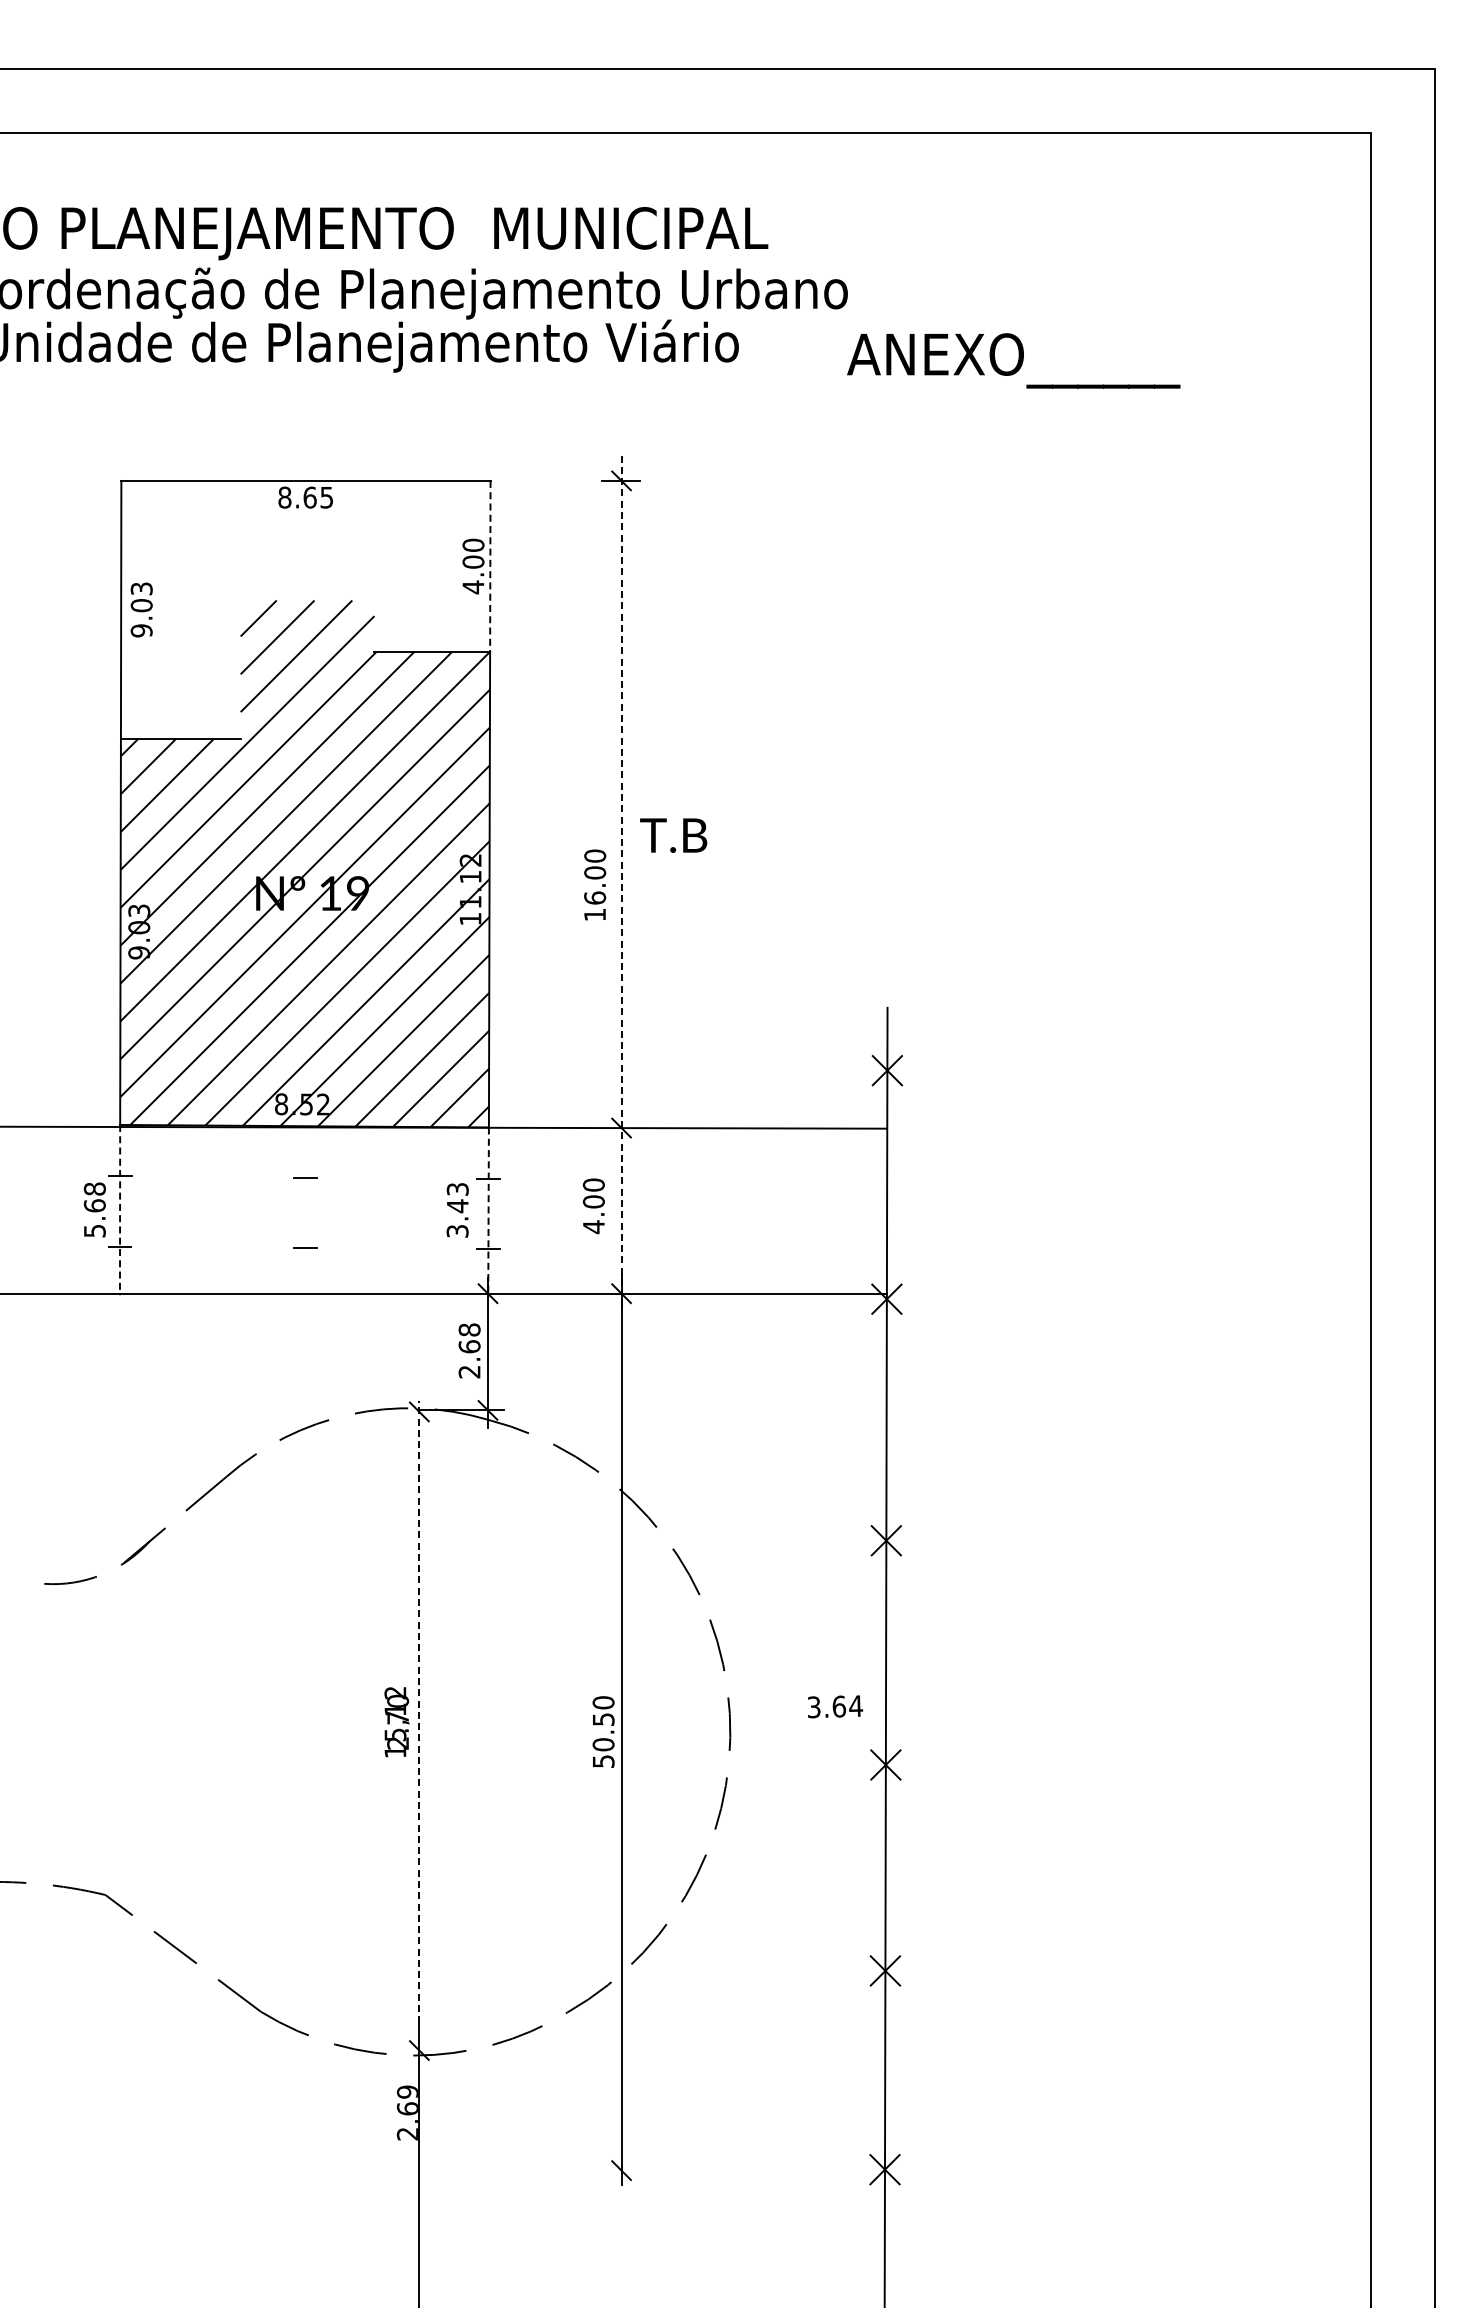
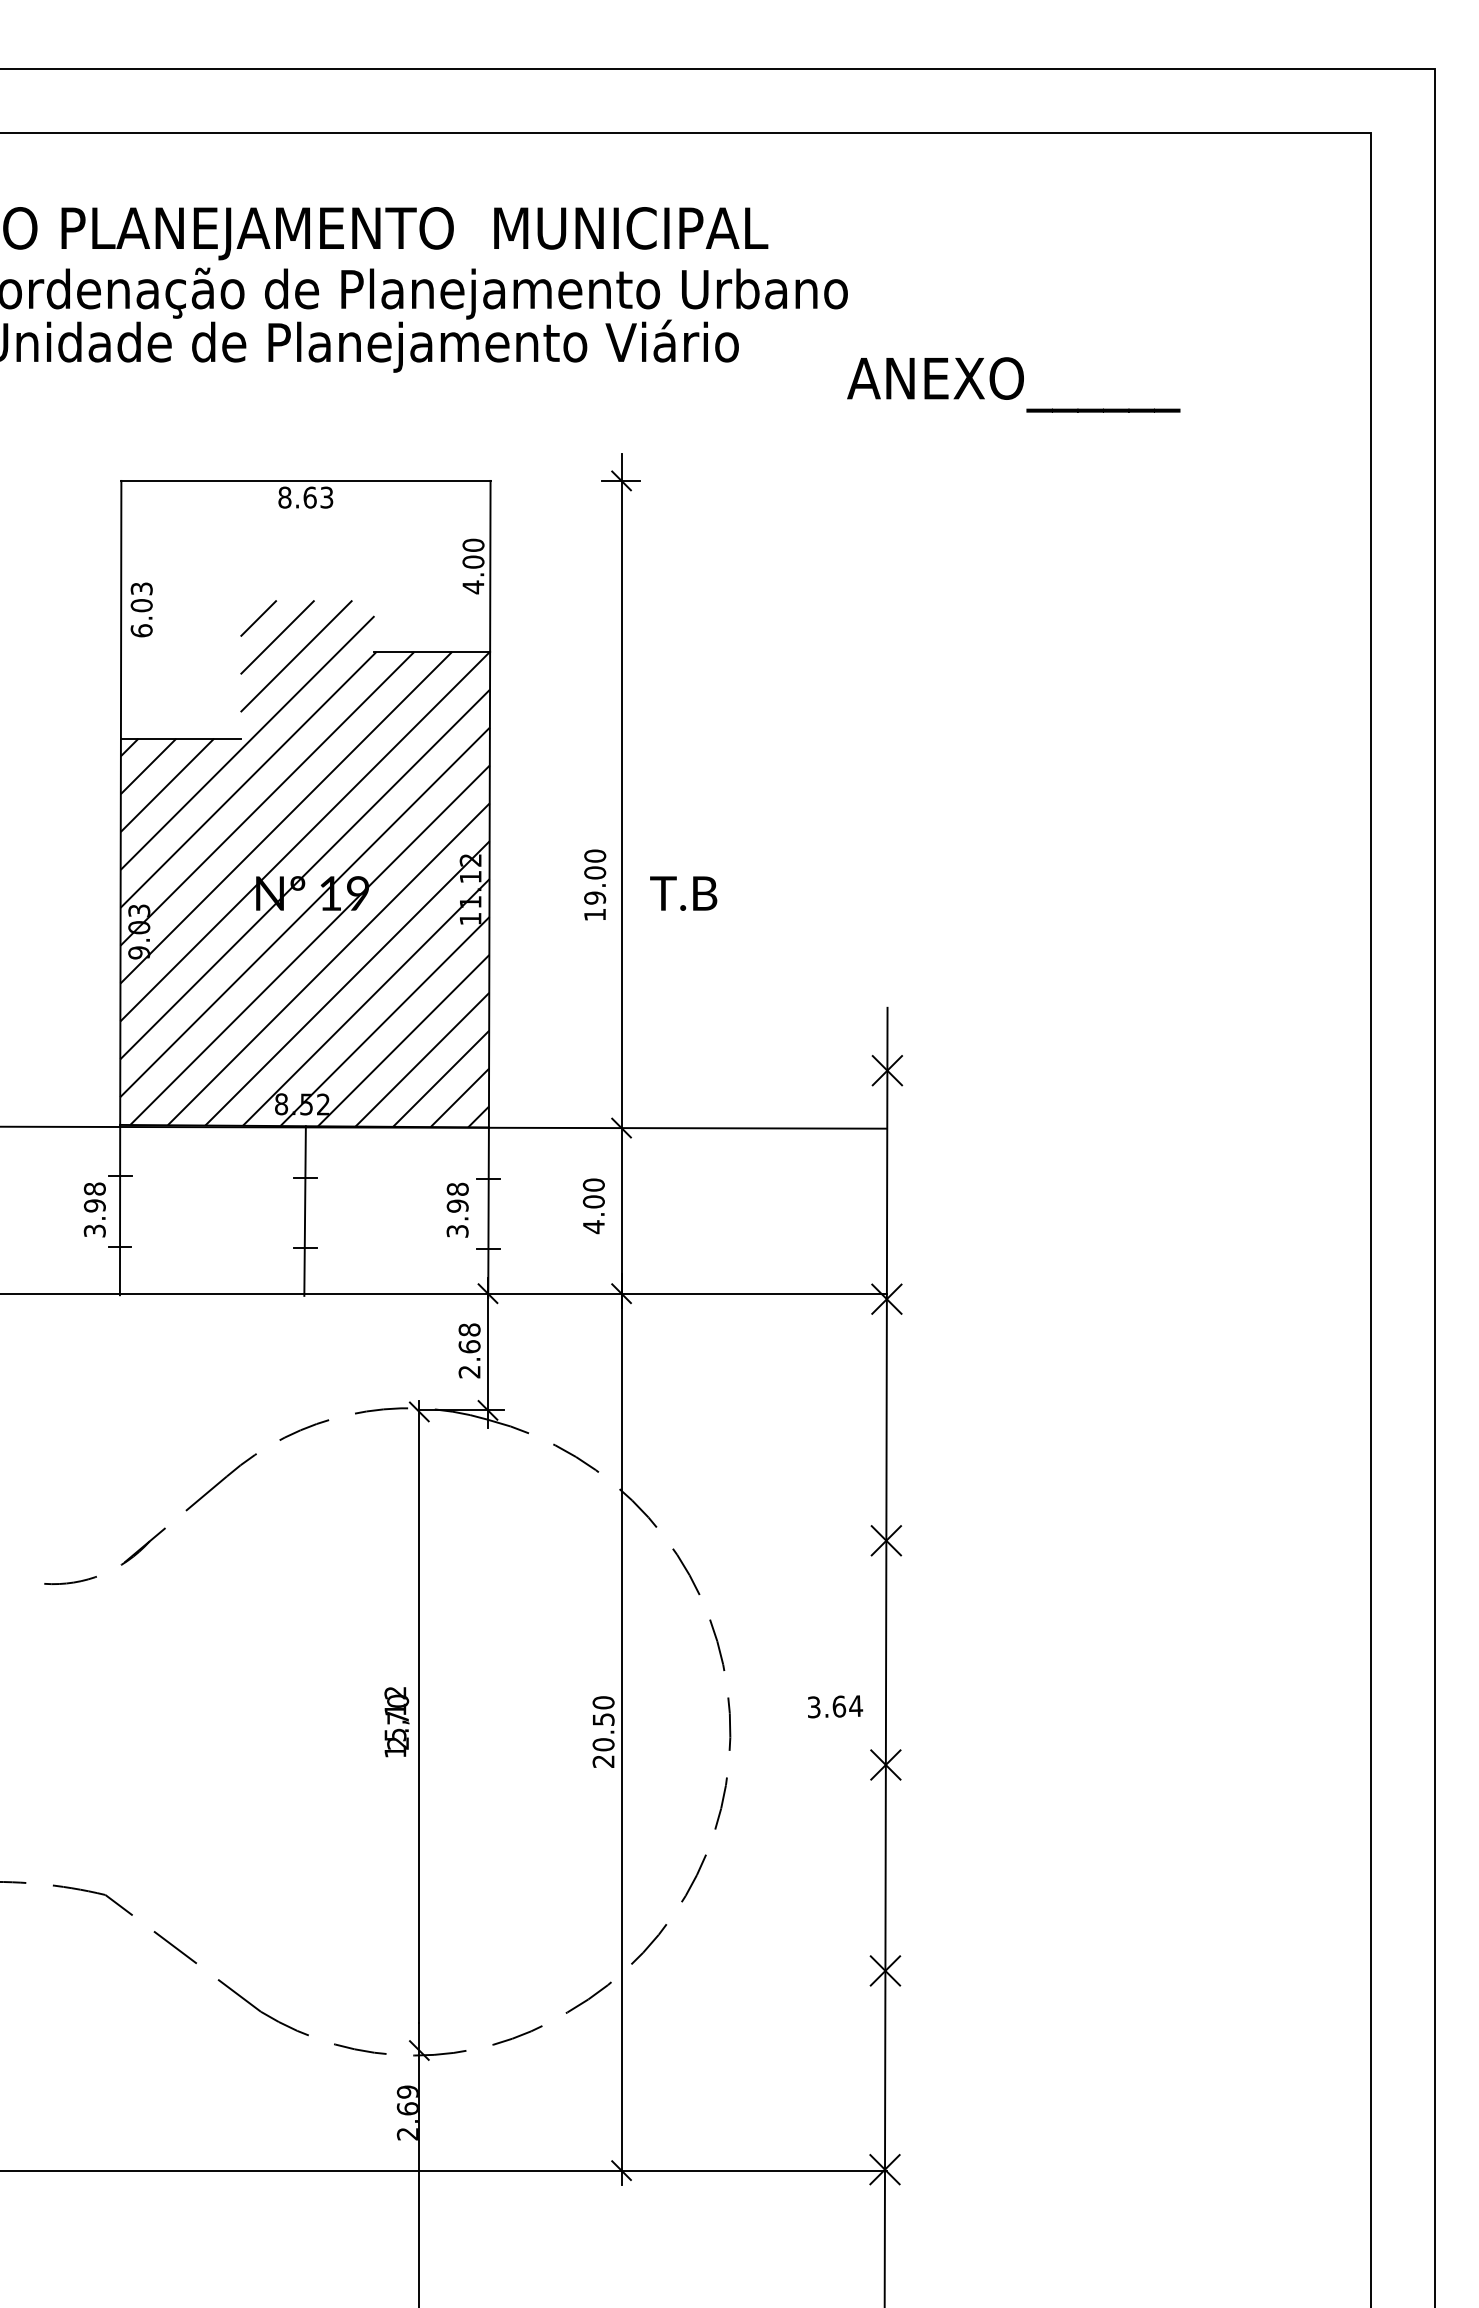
text position: (1013, 360) -> (1013, 384) (1013, 384)
text: 8.65 -> 8.63 (327, 496)
line: dashed -> solid (490, 566)
text: 9.03 -> 6.03 (141, 630)
text position: (673, 835) -> (683, 893) (683, 893)
line: dashed -> solid (621, 880)
text: 16.00 -> 19.00 (595, 897)
text: 3.43 -> 3.98 (457, 1197)
line: dashed -> solid (120, 1210)
line: none -> present (304, 1210)
line: dashed -> solid (488, 1213)
text: 5.68 -> 3.98 (94, 1217)
line: dashed -> solid (419, 1711)
text: 50.50 -> 20.50 (603, 1761)
line: none -> present (444, 2170)
